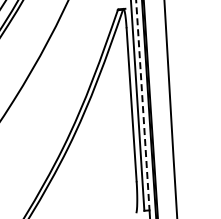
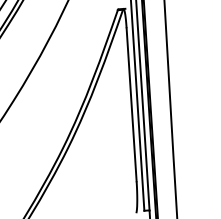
line: dashed -> solid (142, 105)
